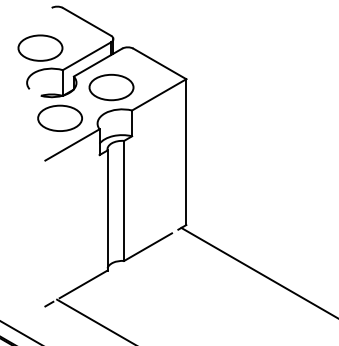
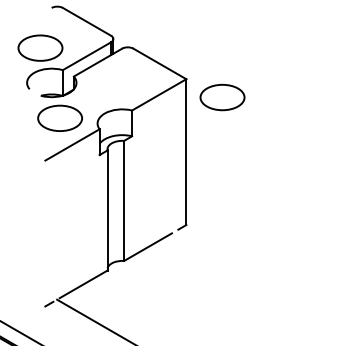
part position: (111, 87) -> (222, 97) (222, 97)
line: present -> none (258, 272)
